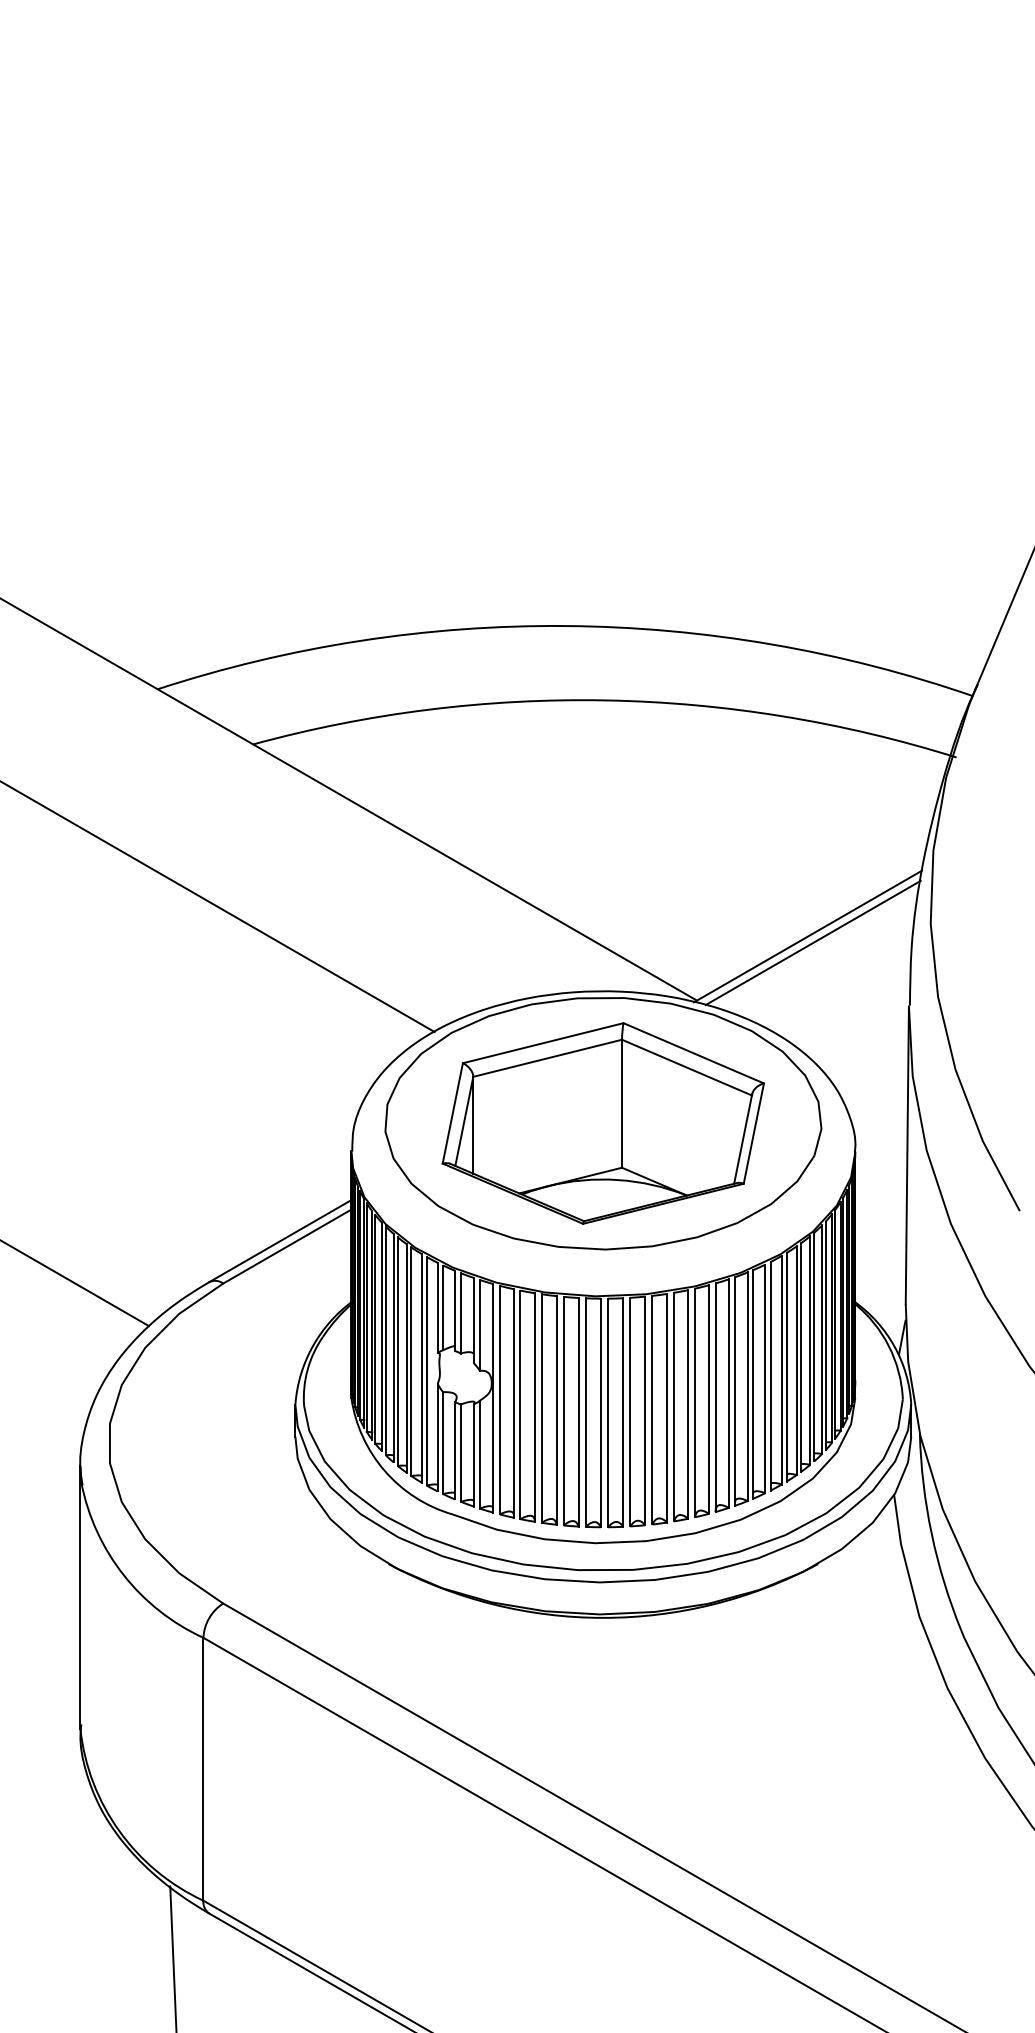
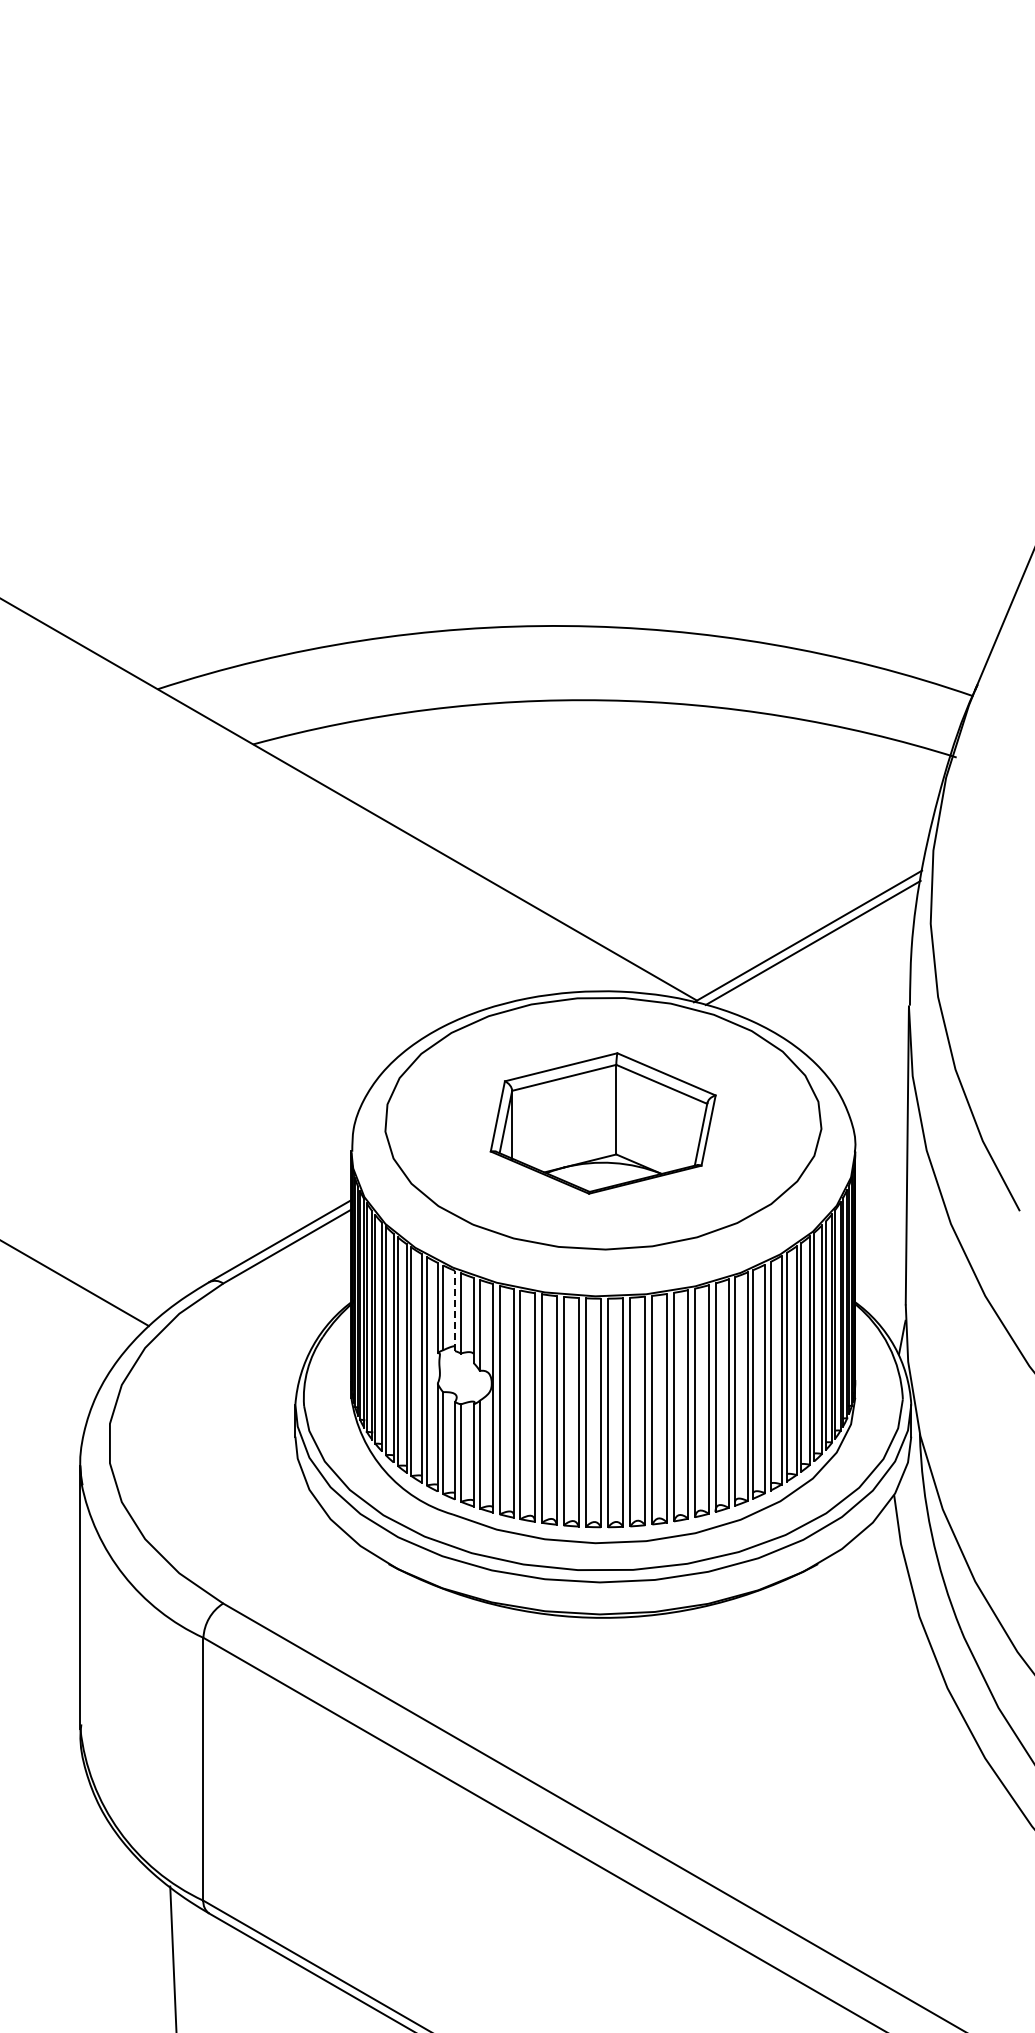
line: present -> none (218, 907)
part size: 324x203 px -> 228x143 px (602, 1123)
line: solid -> dashed (455, 1310)
